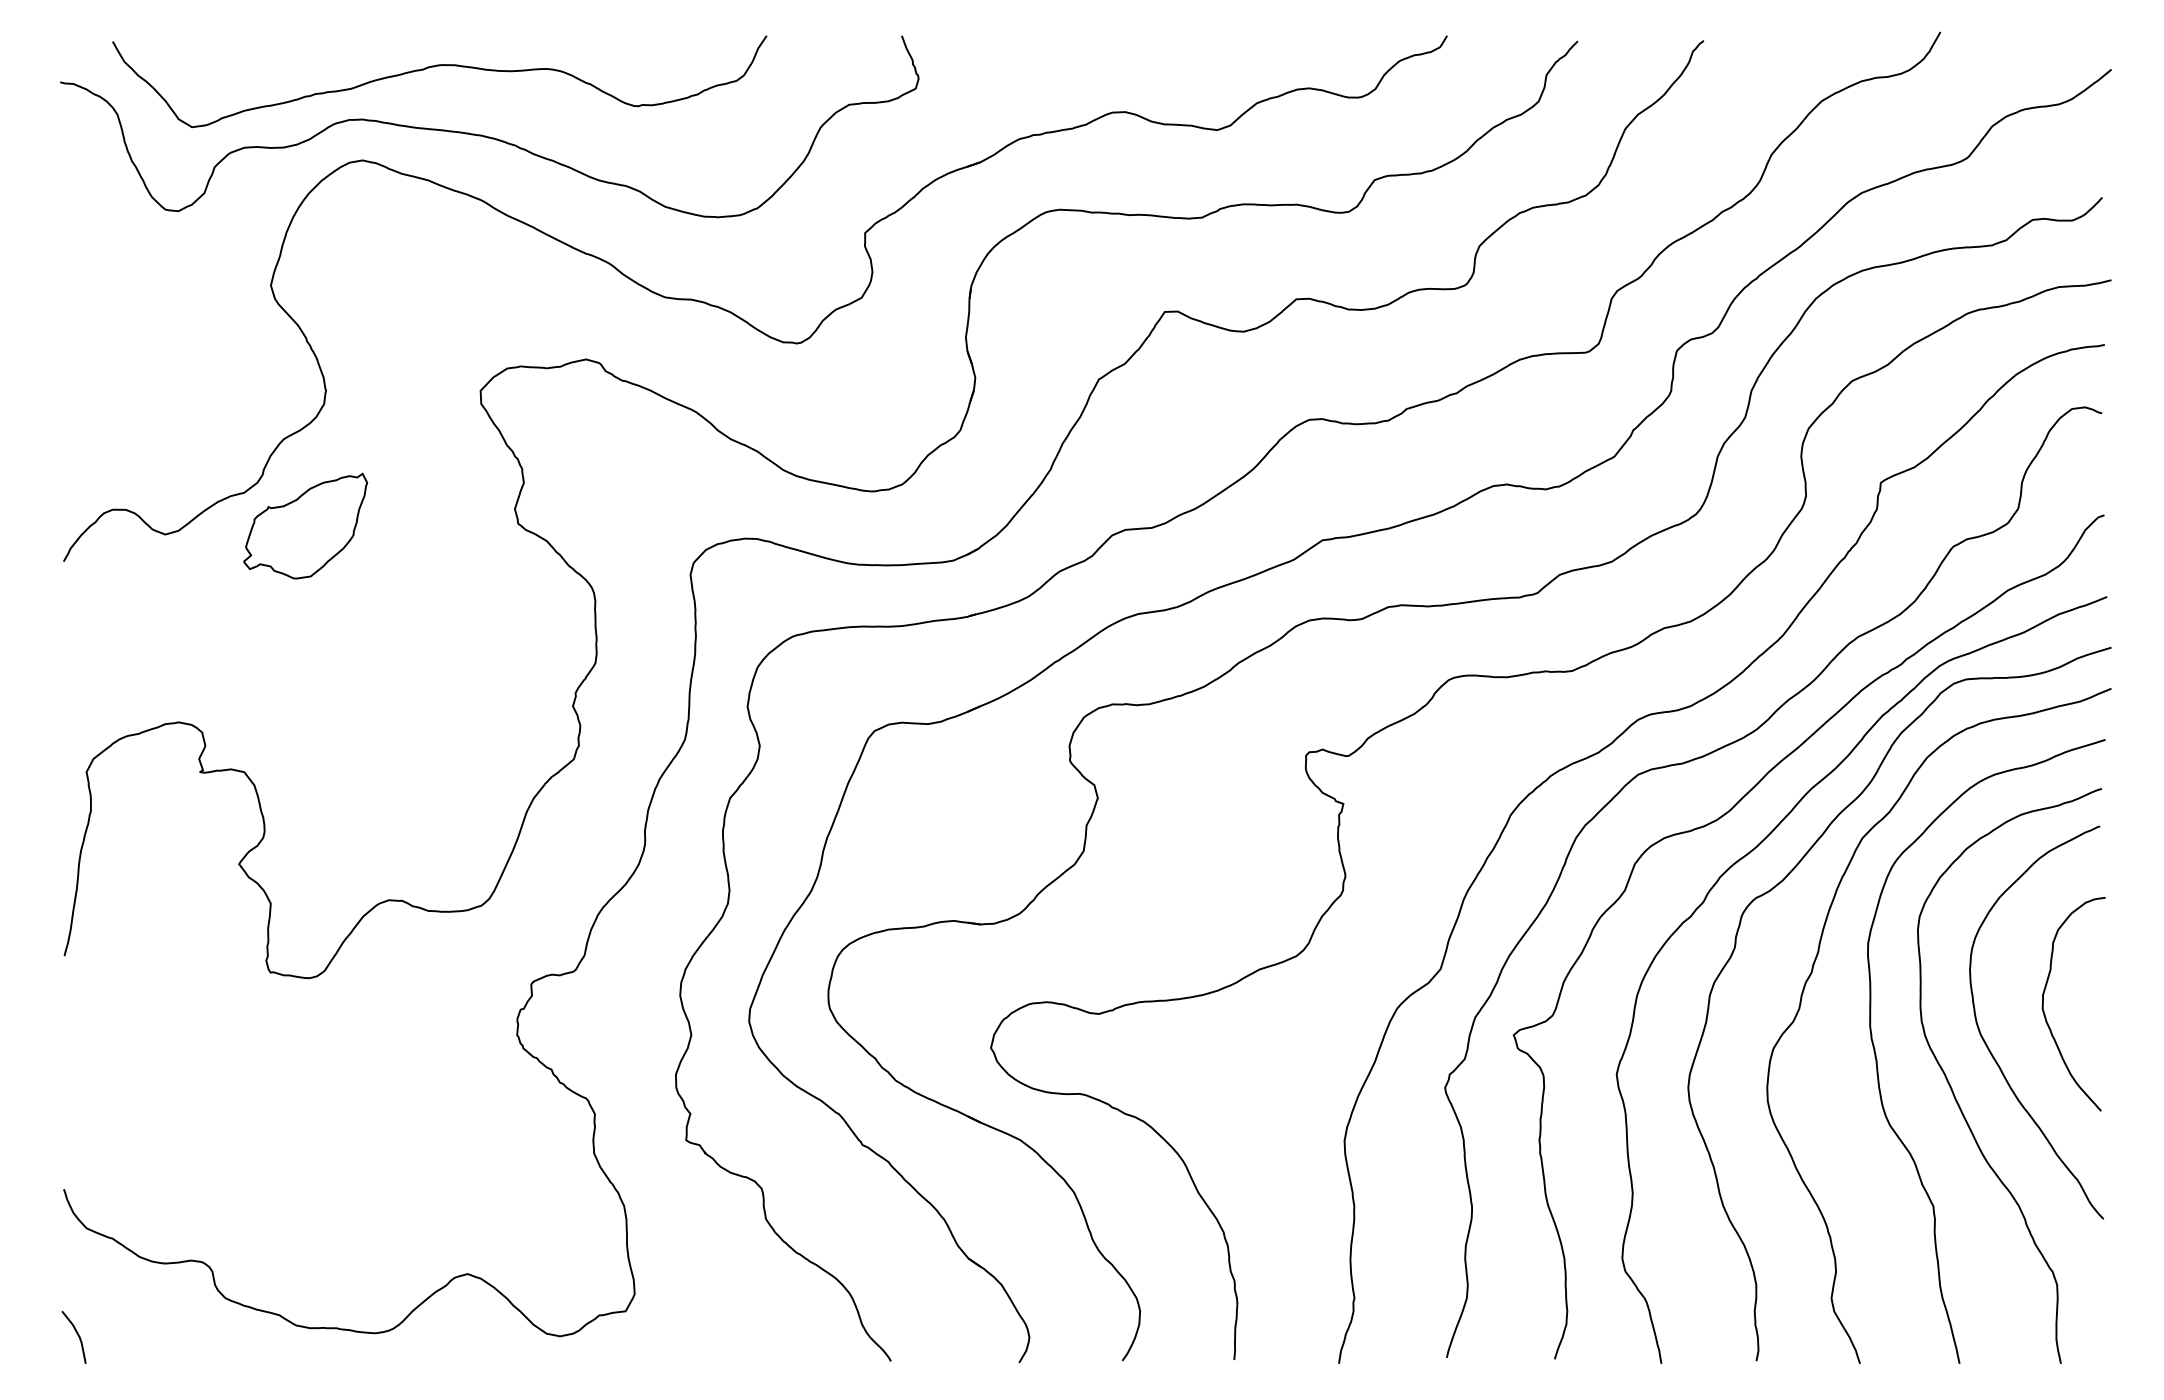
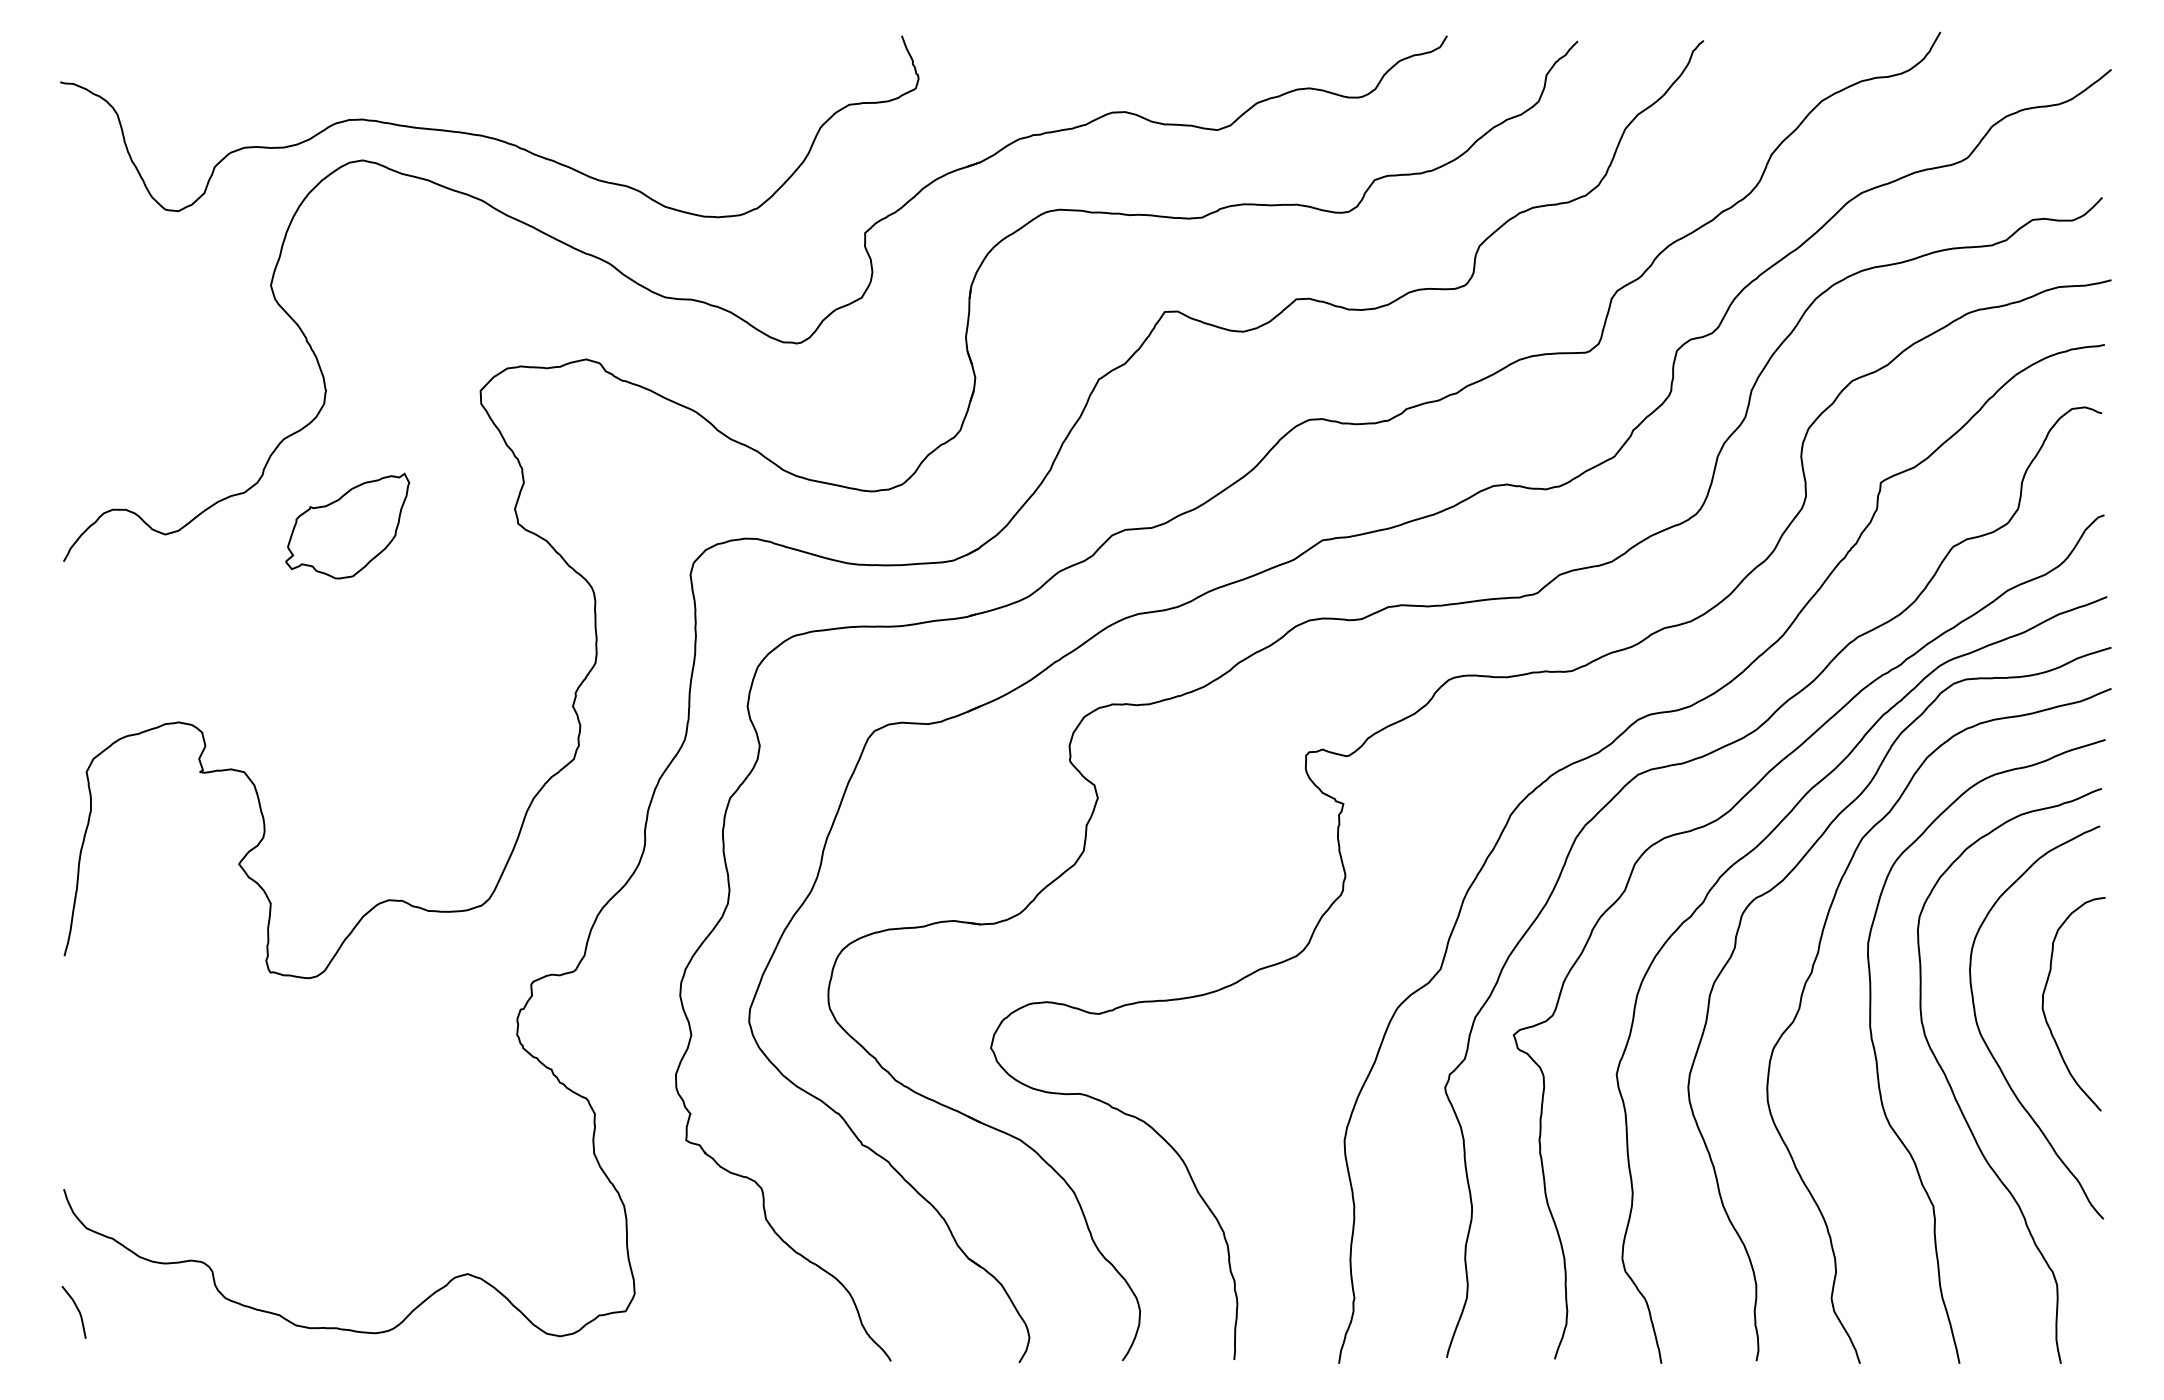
curve: present -> none (434, 67)
part position: (305, 525) -> (347, 525) (347, 525)
curve position: (77, 1335) -> (77, 1310) (77, 1310)
